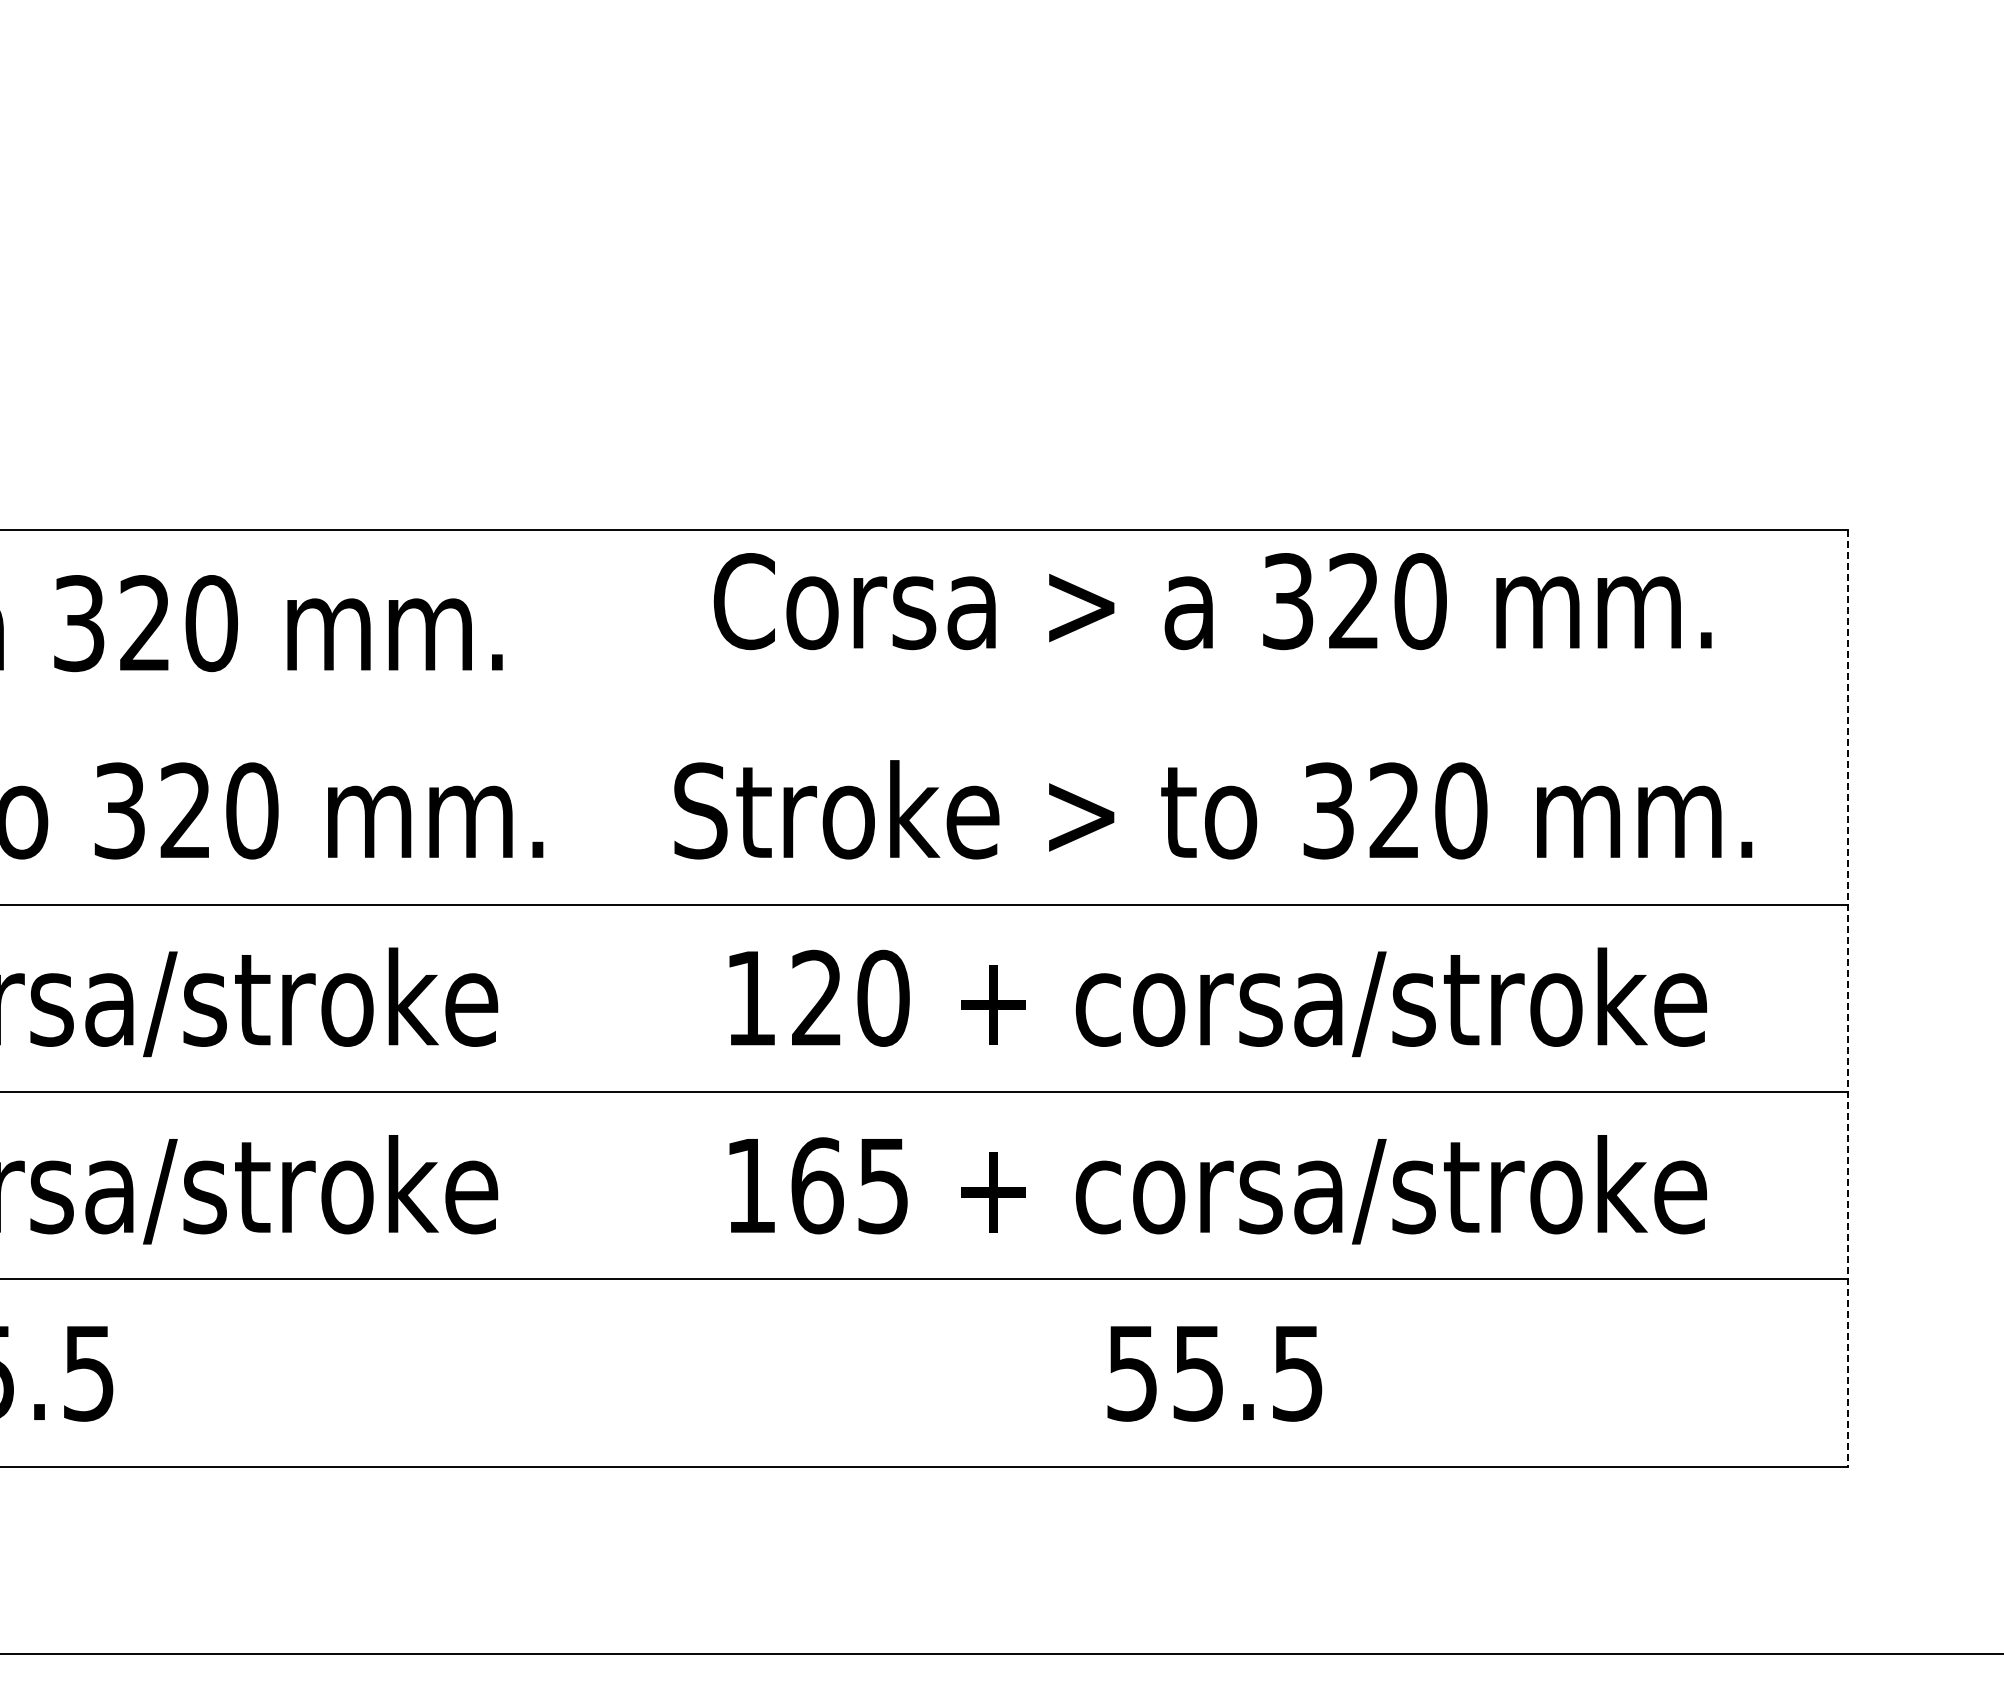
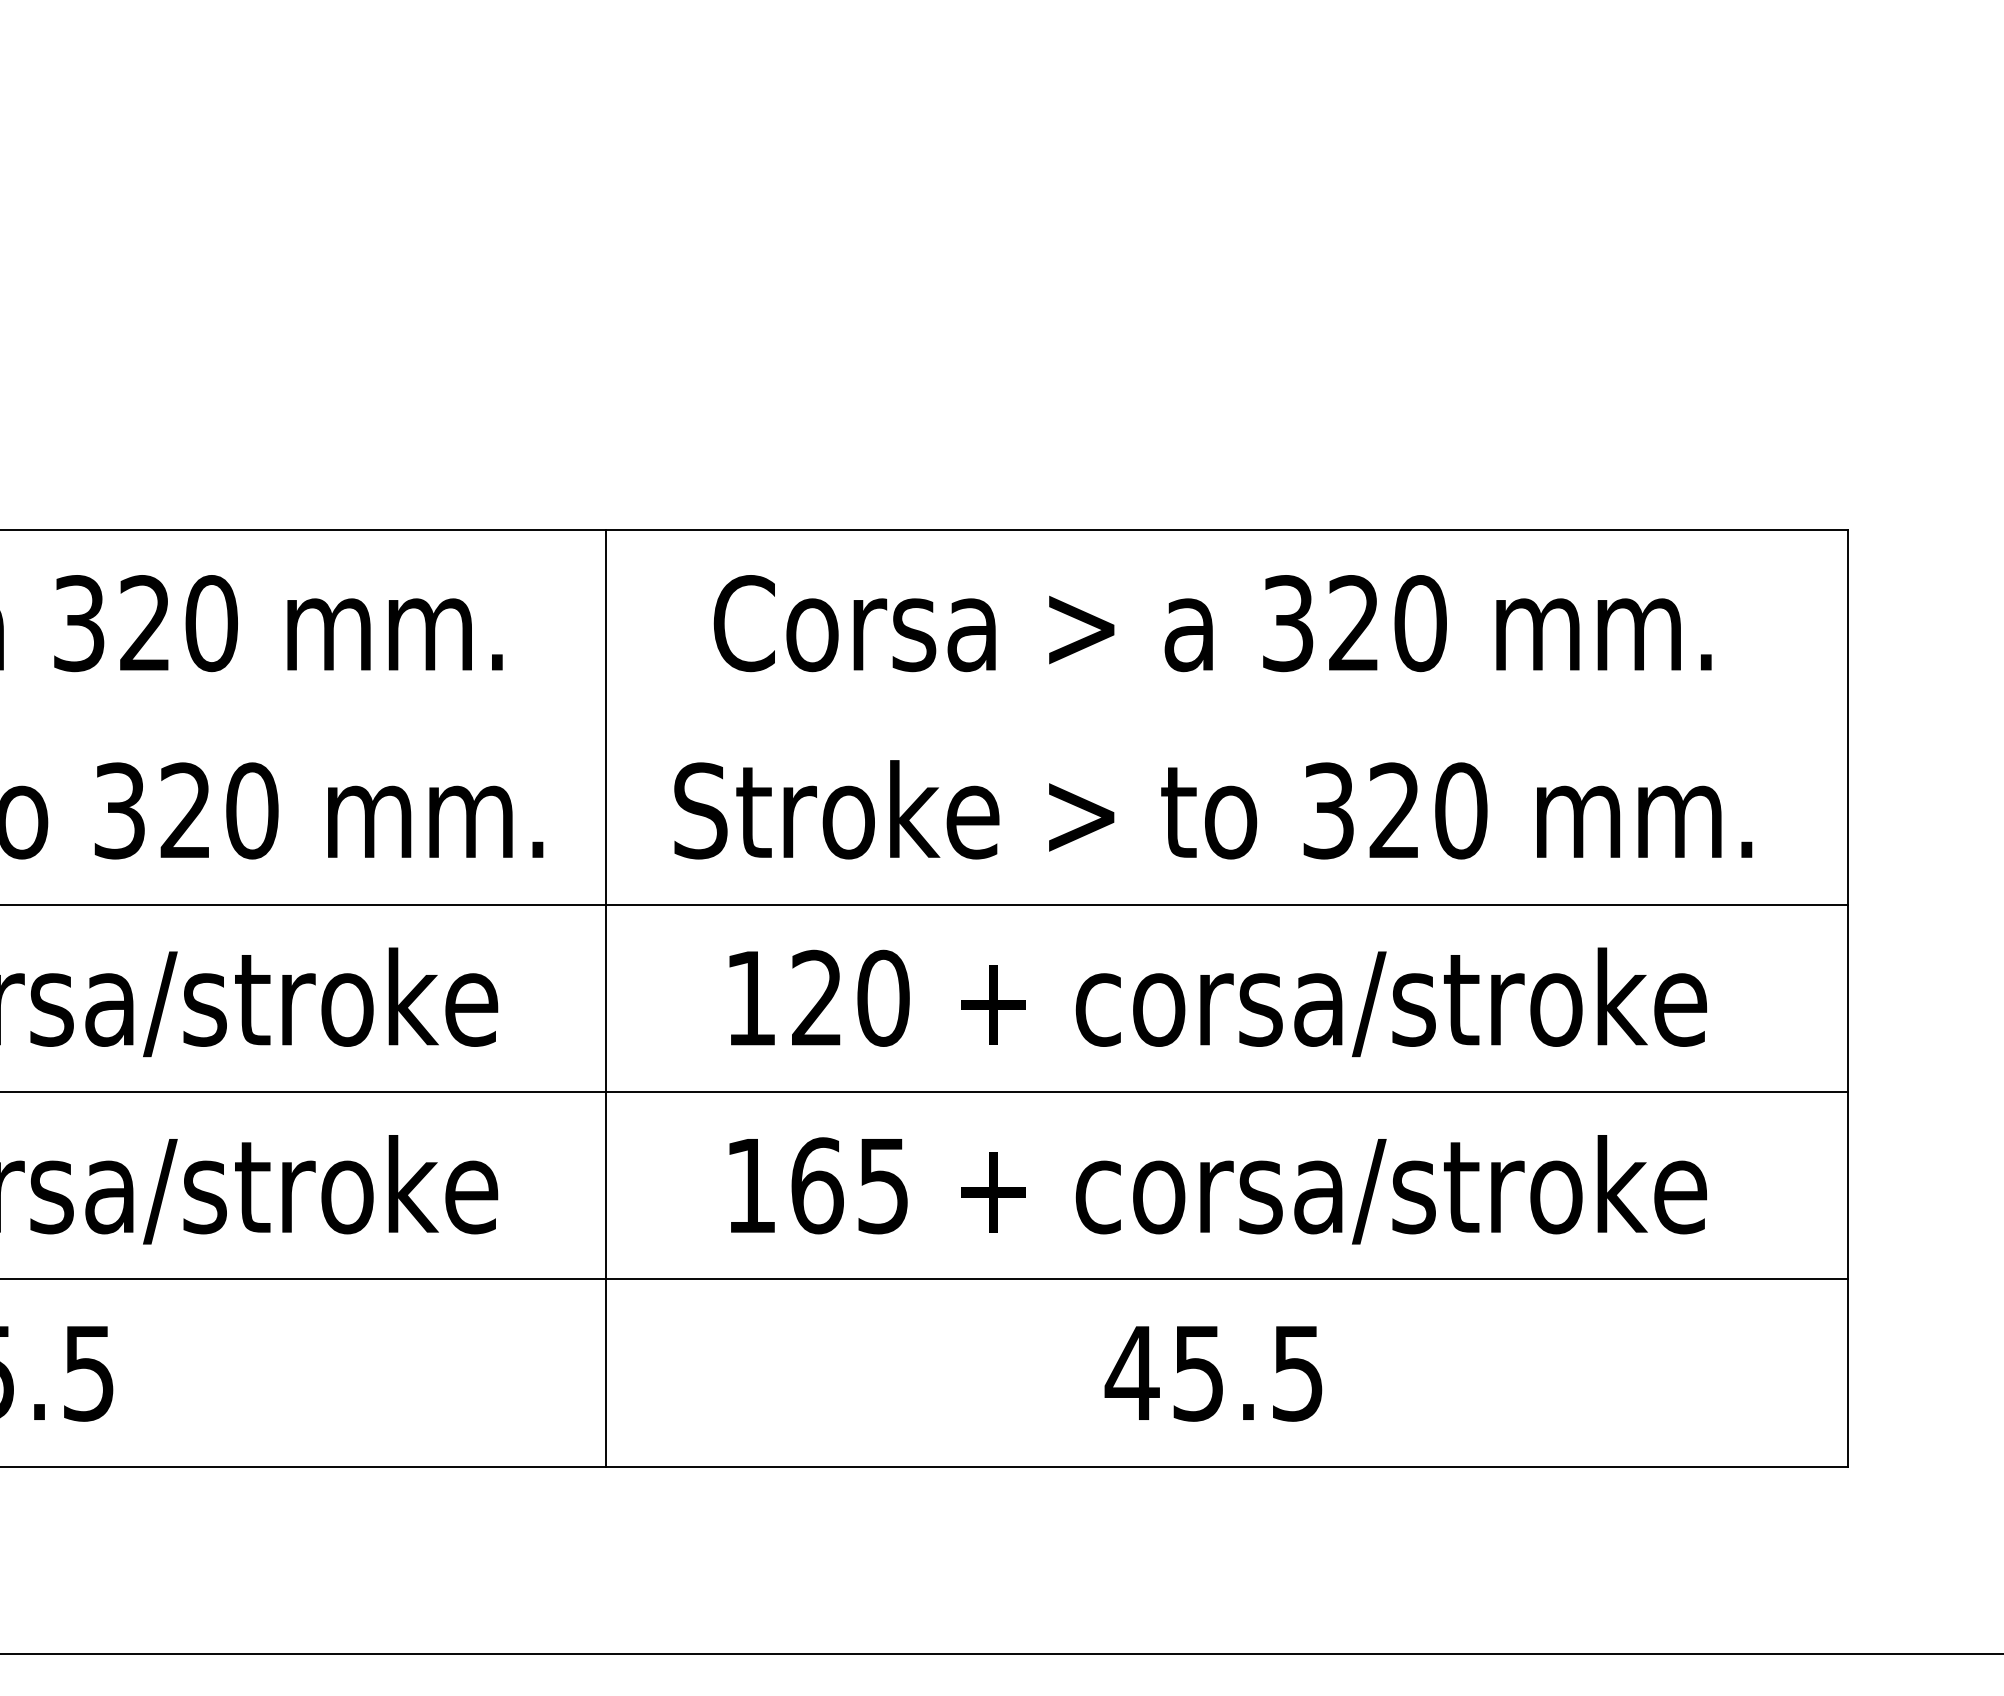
text position: (1212, 601) -> (1212, 623) (1212, 623)
line: none -> present (606, 997)
line: dashed -> solid (1847, 998)
text: 55.5 -> 45.5 (1131, 1373)
